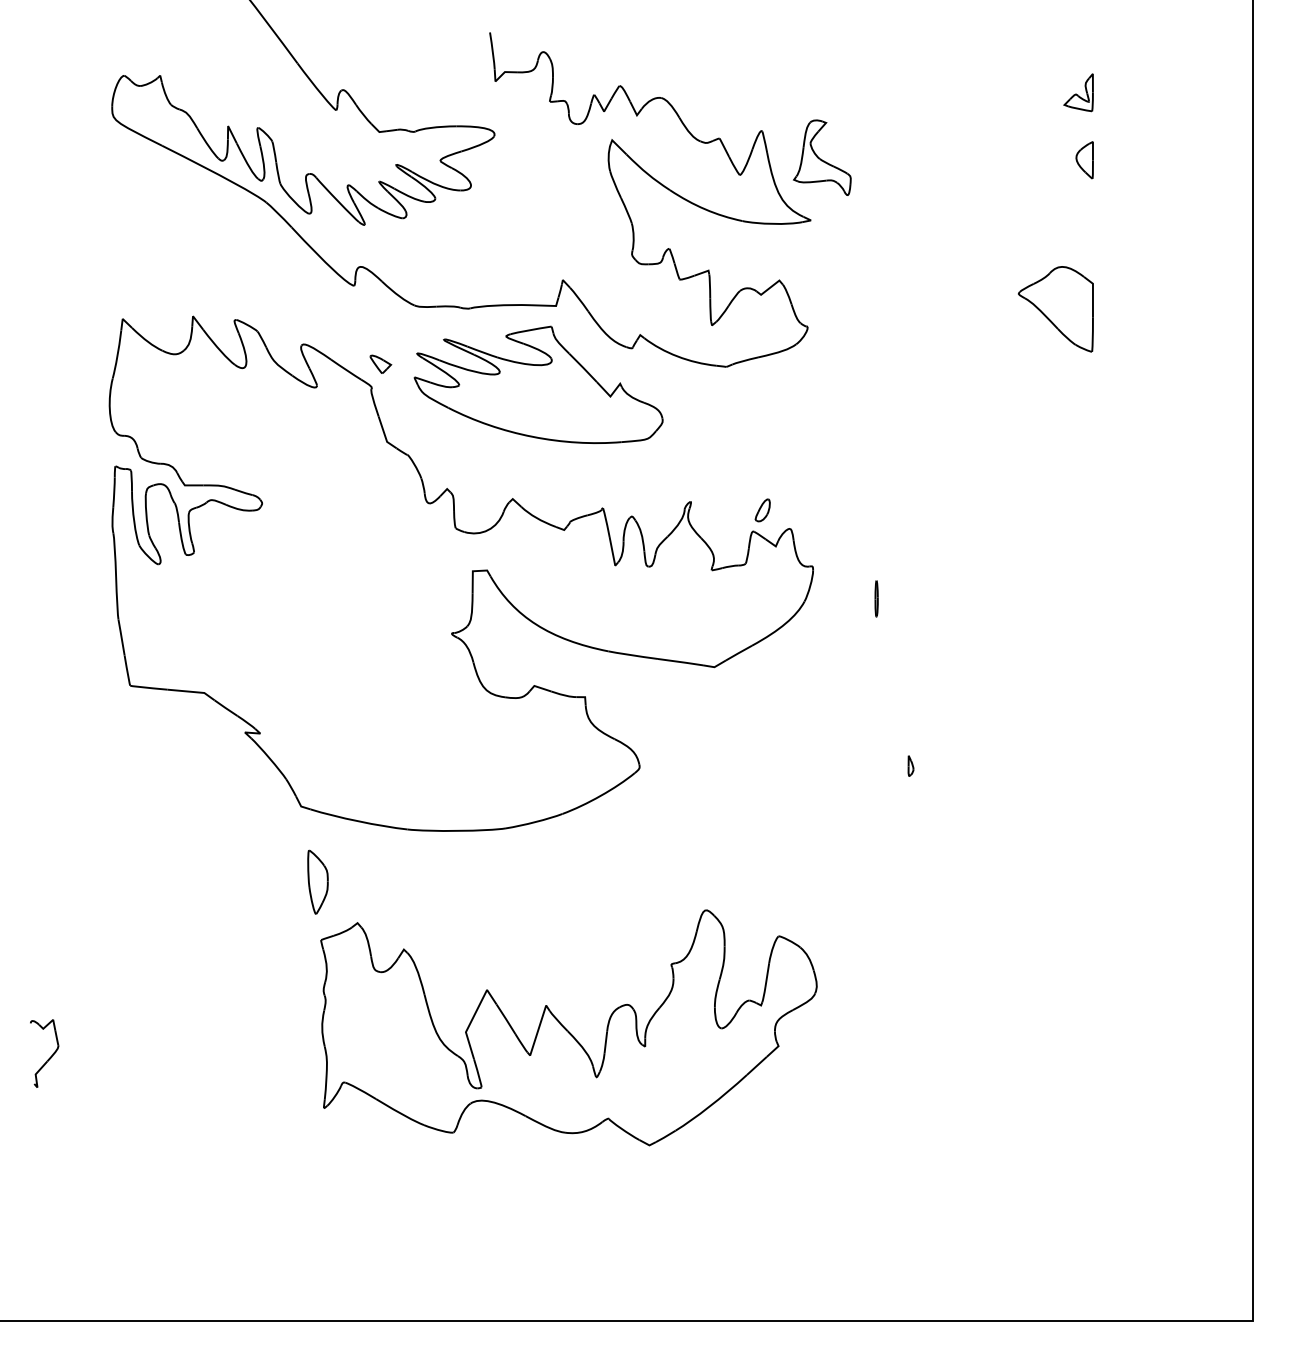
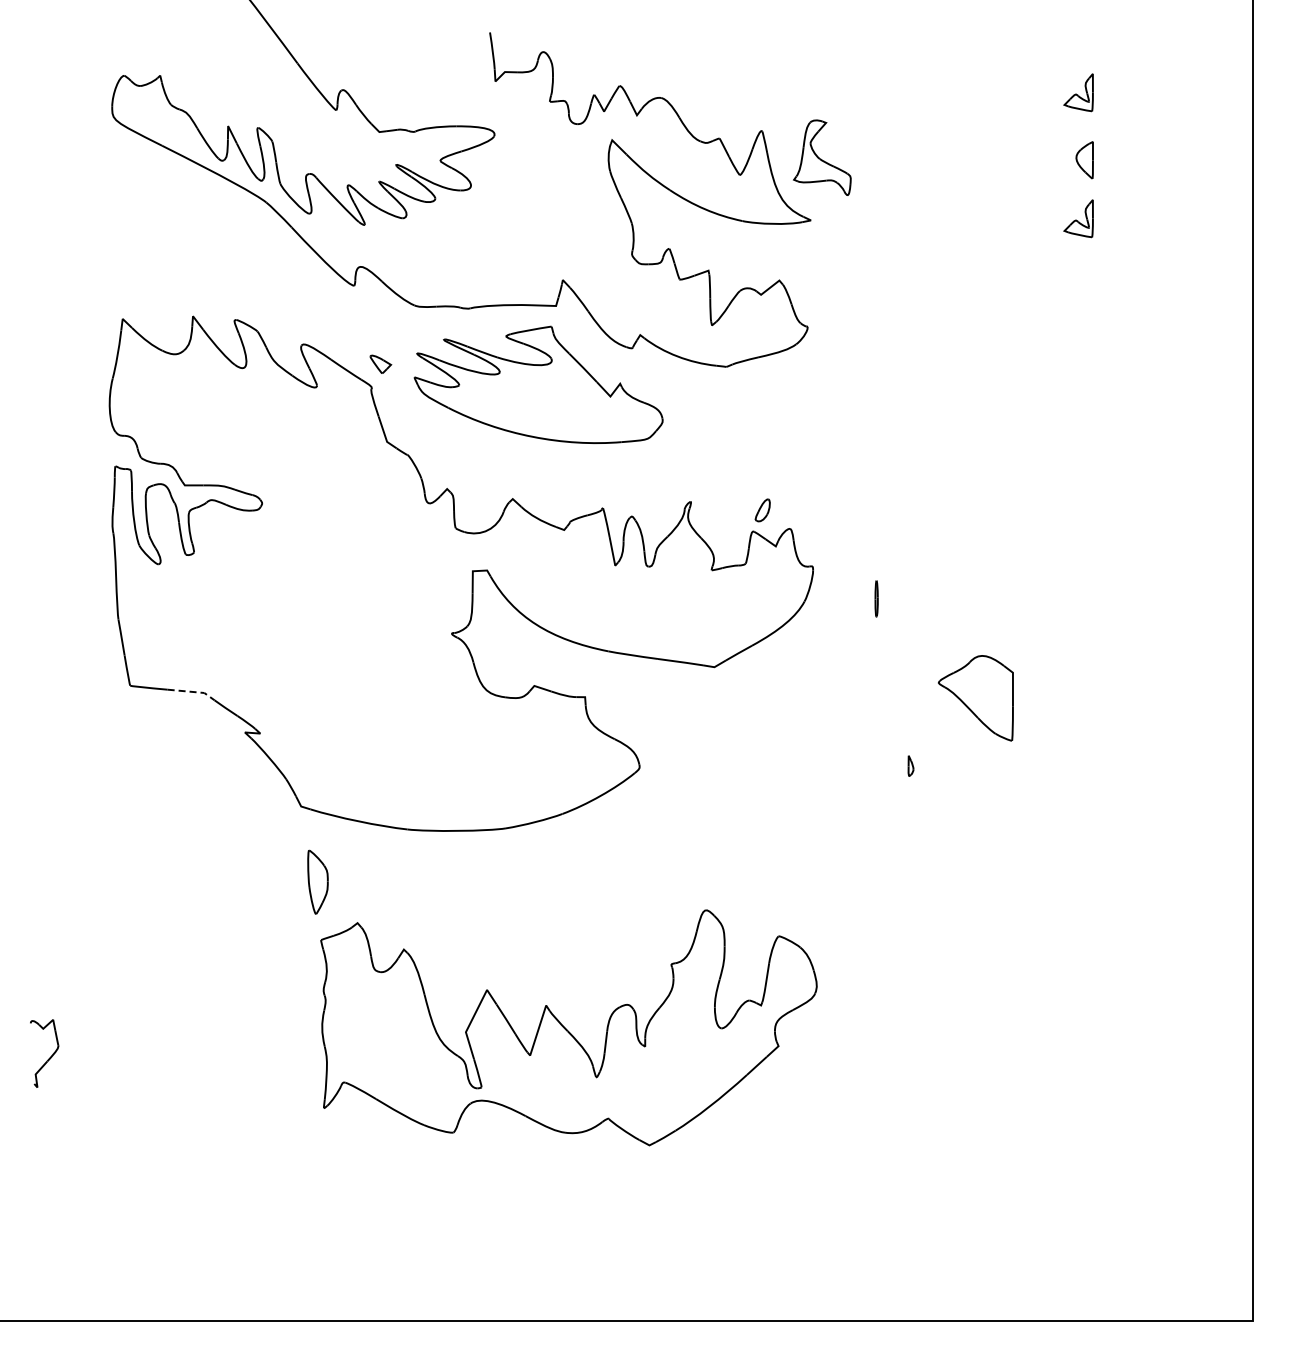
part: none -> present (1078, 218)
part position: (1055, 309) -> (975, 698) (975, 698)
line: solid -> dashed (193, 692)
